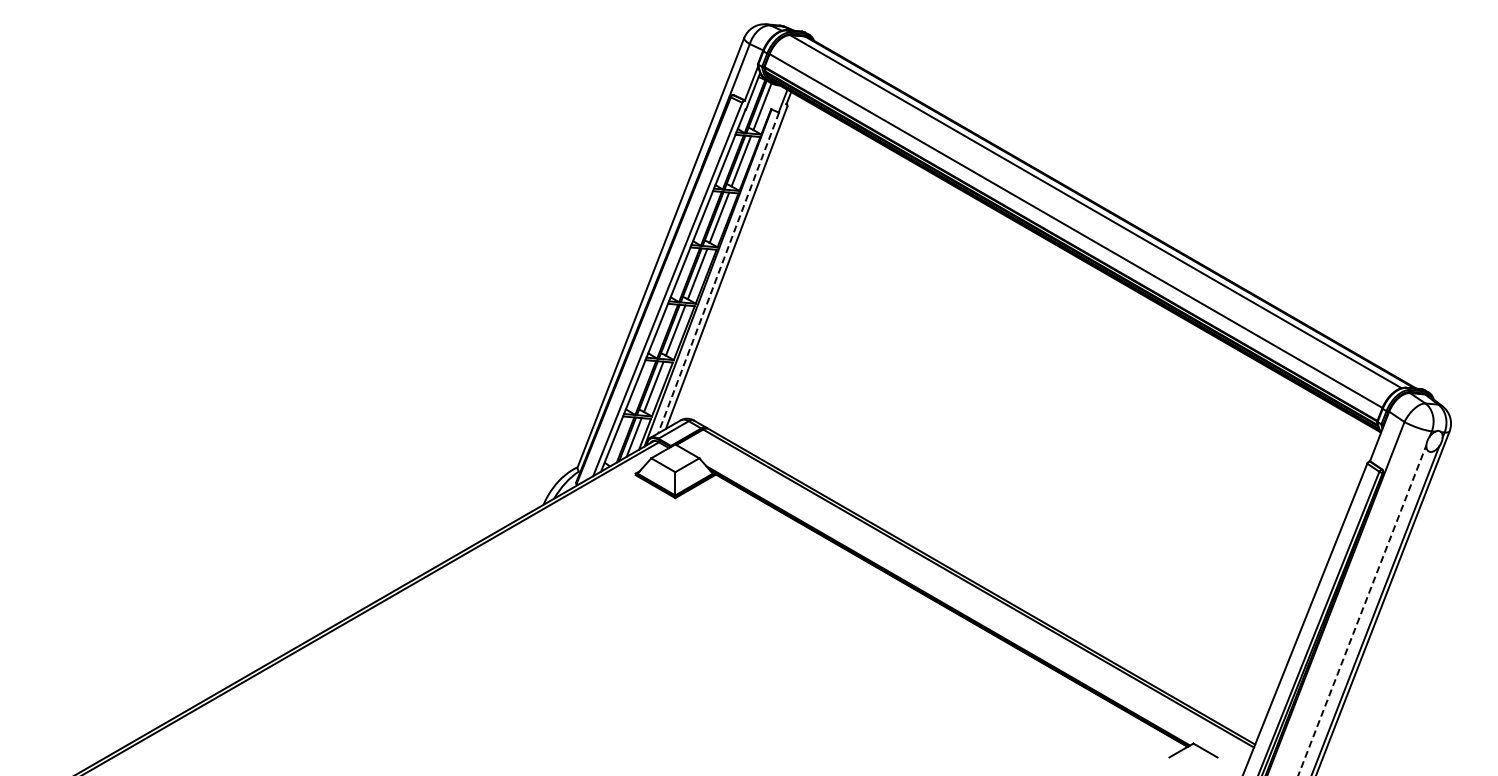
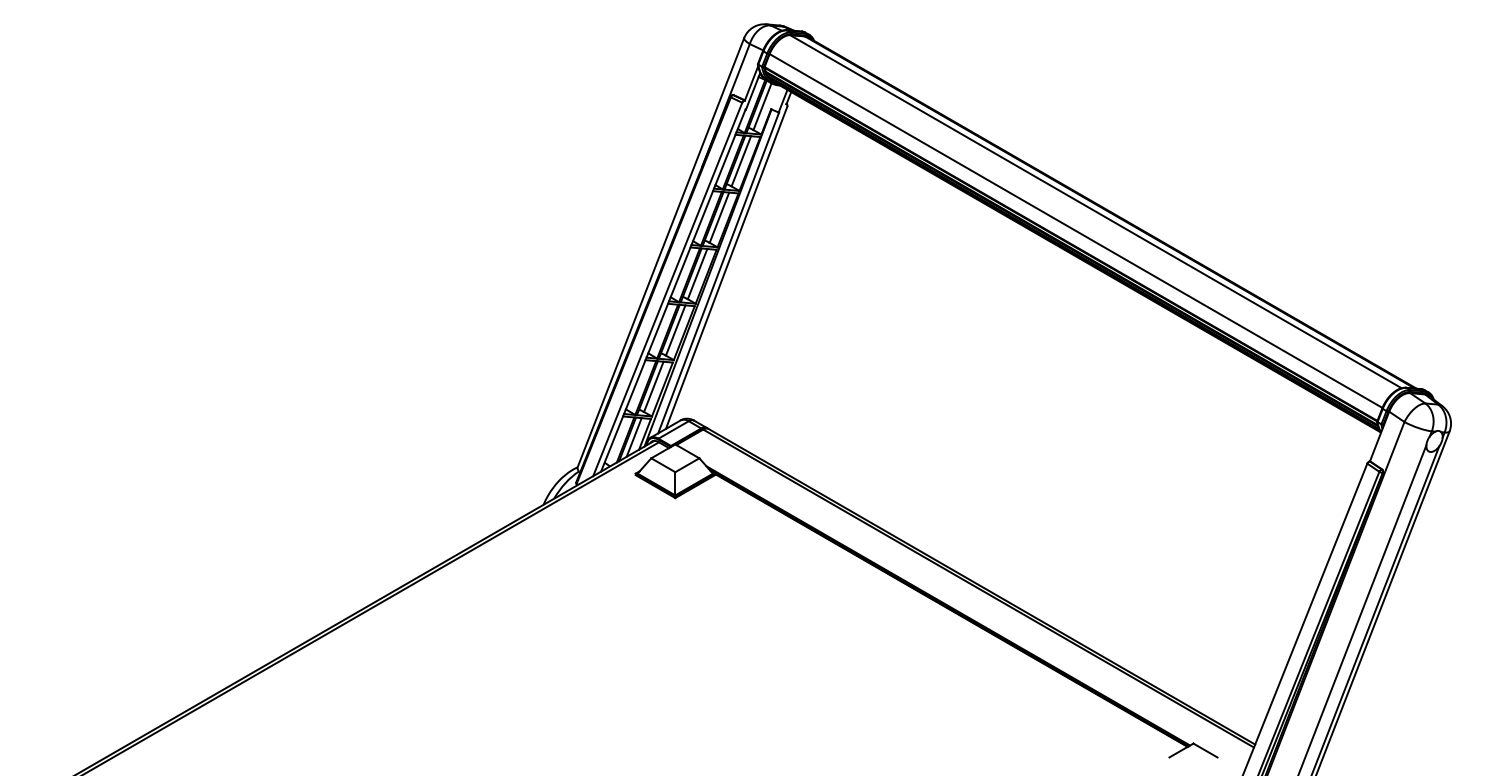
line: dashed -> solid (718, 273)
line: dashed -> solid (1362, 610)
